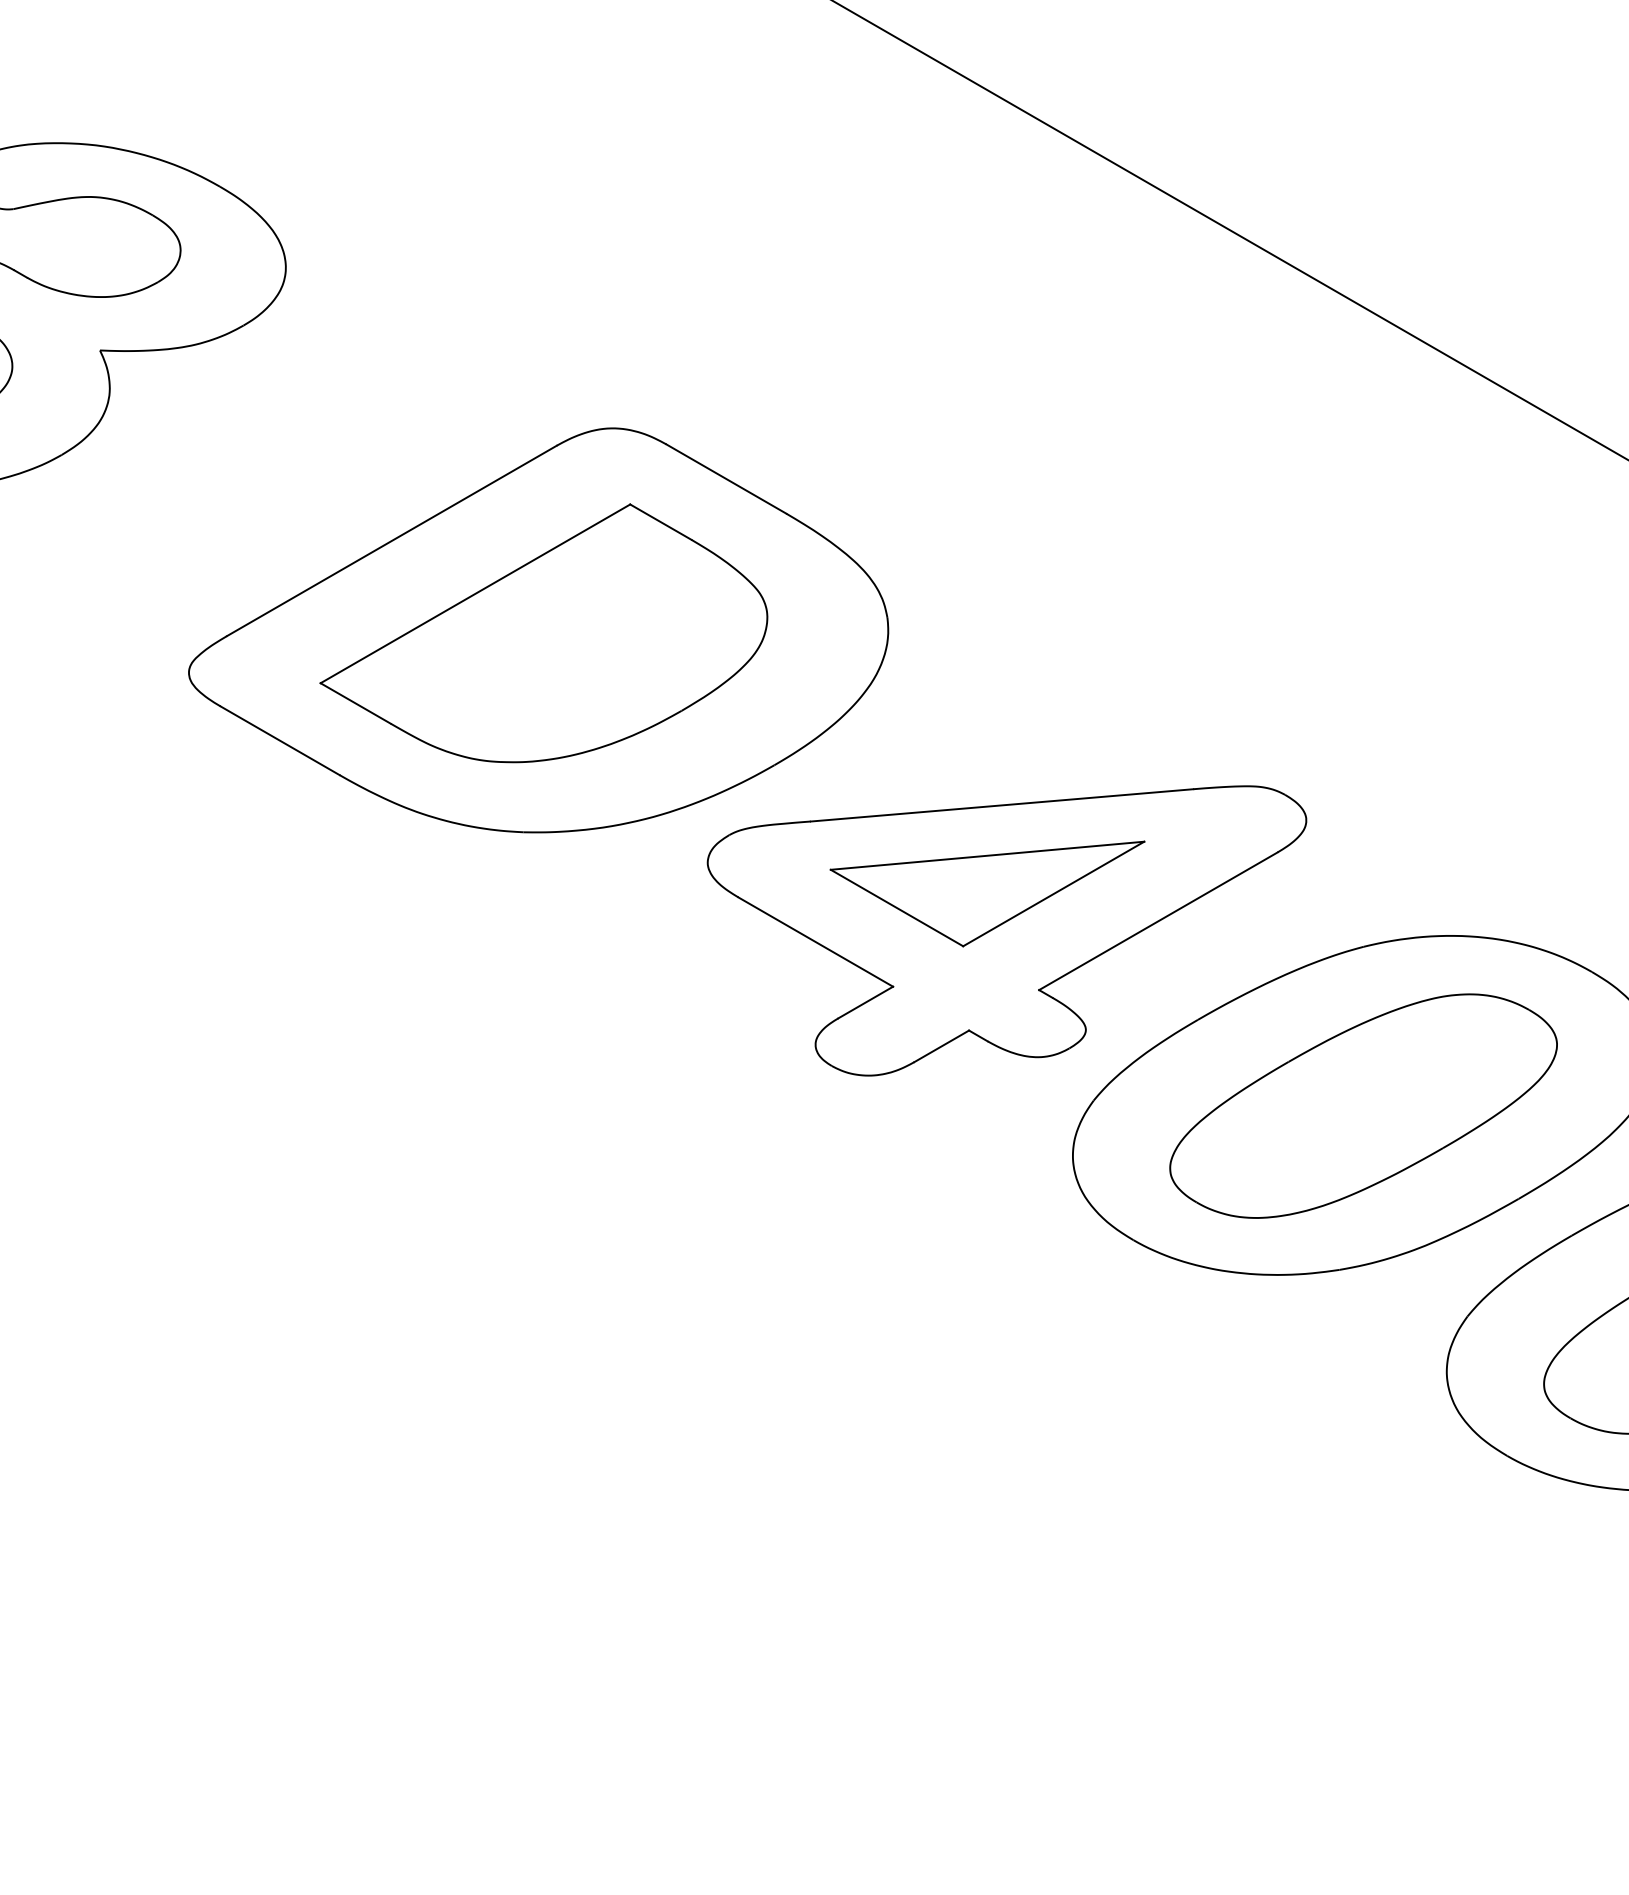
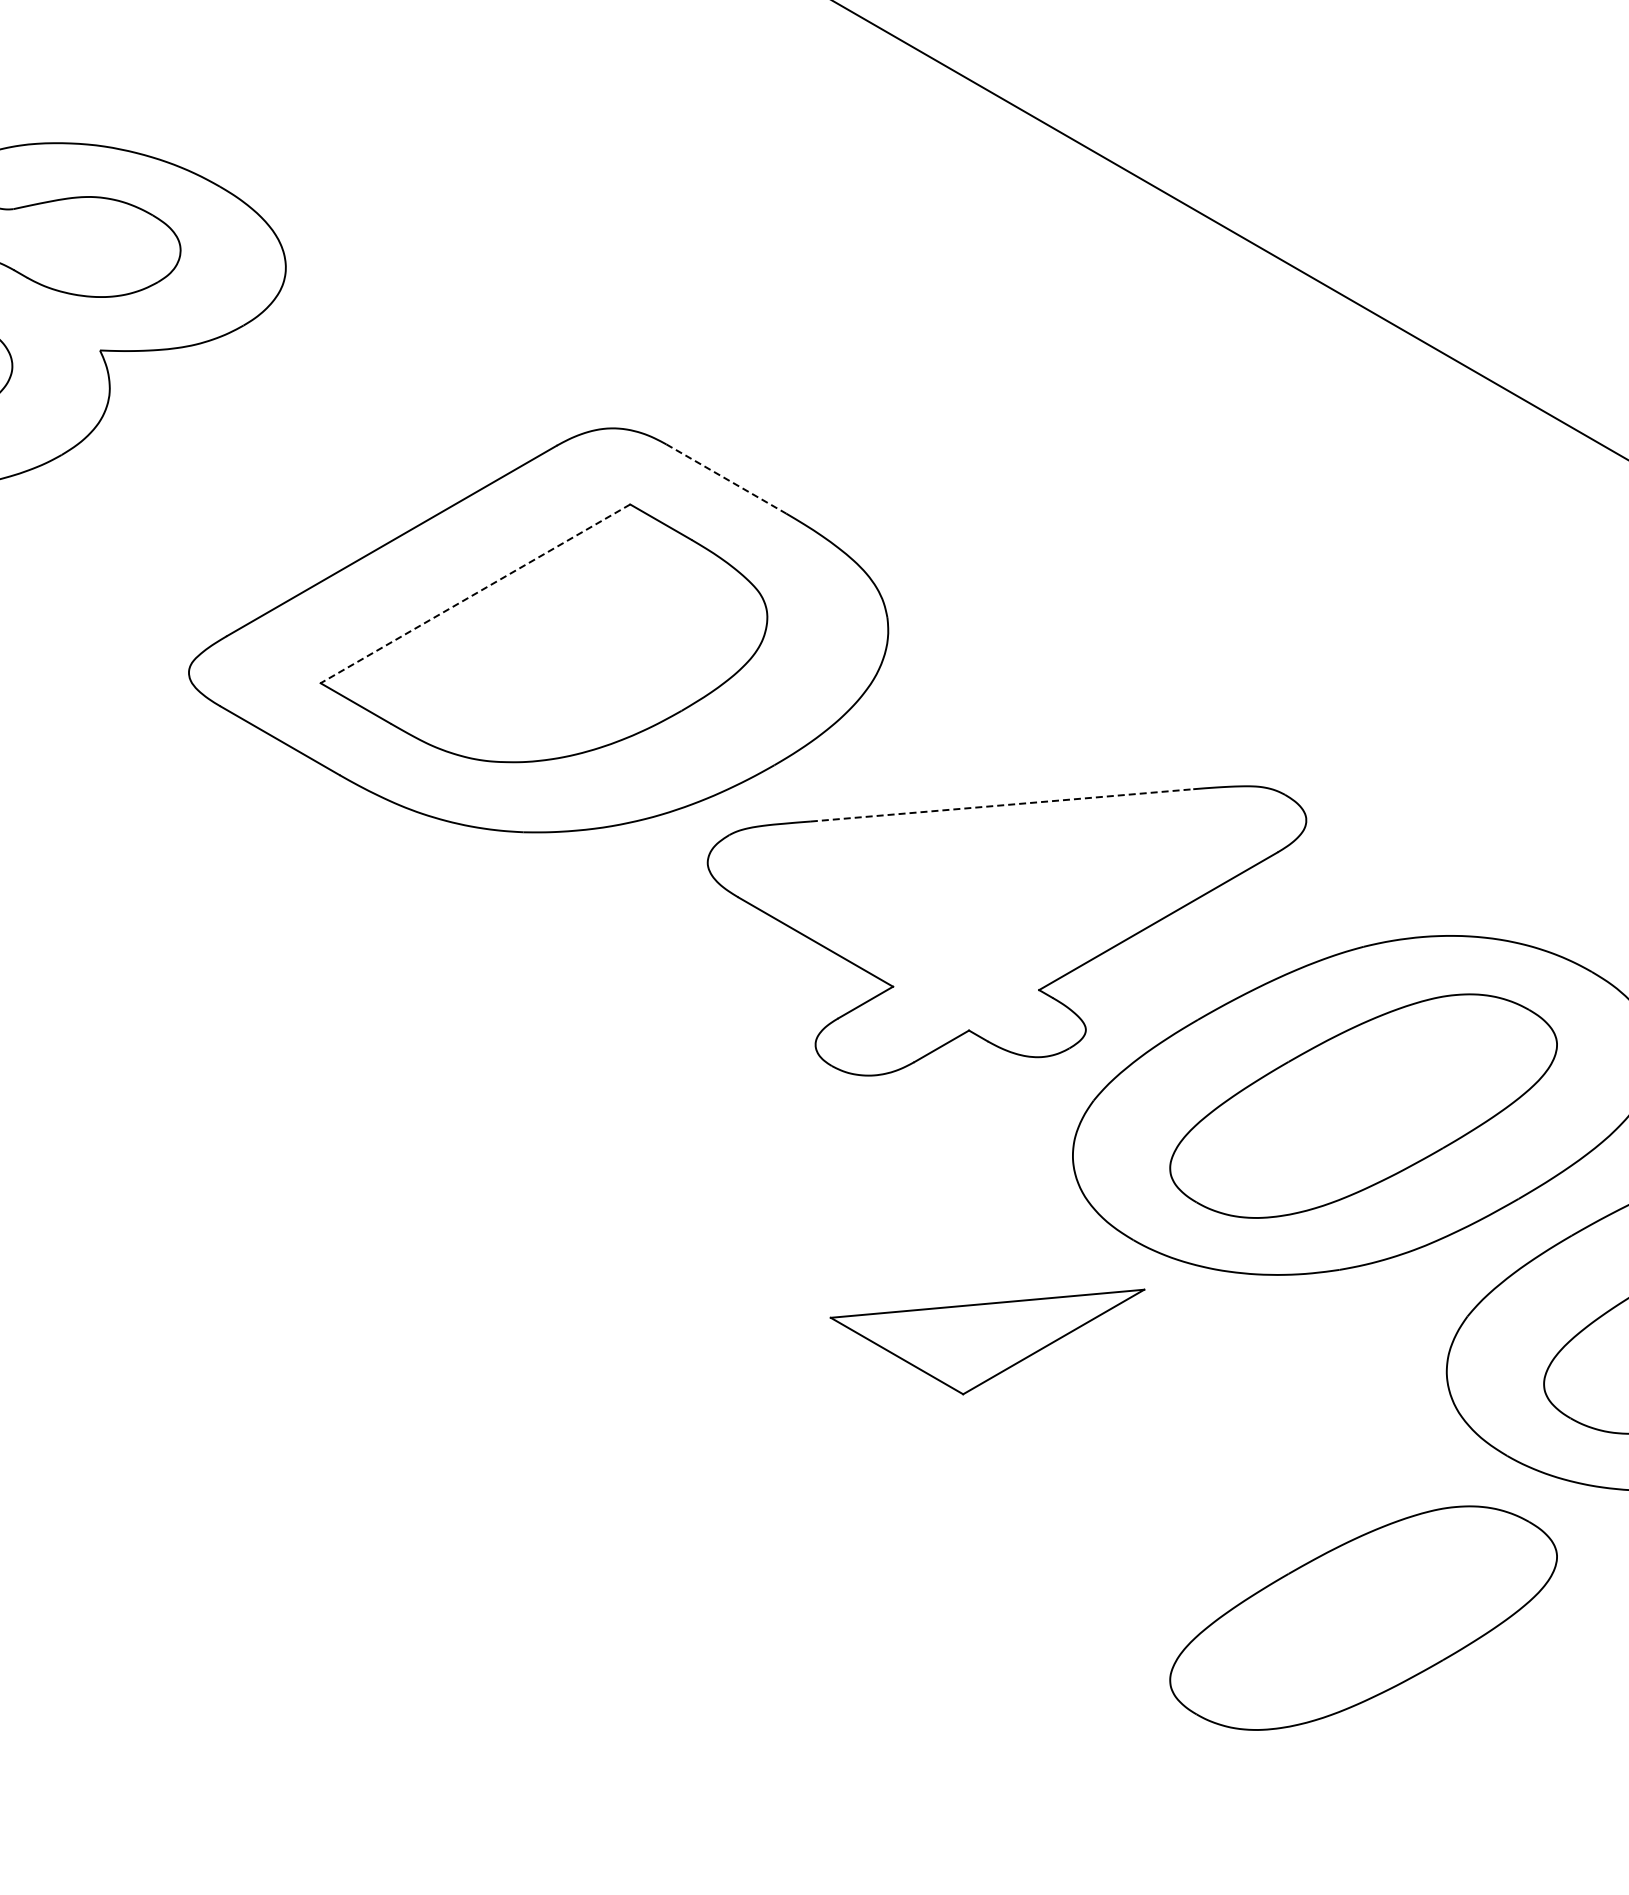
line: solid -> dashed (726, 479)
line: solid -> dashed (475, 593)
line: solid -> dashed (1002, 805)
part position: (987, 893) -> (987, 1341) (987, 1341)
part: none -> present (1363, 1617)
